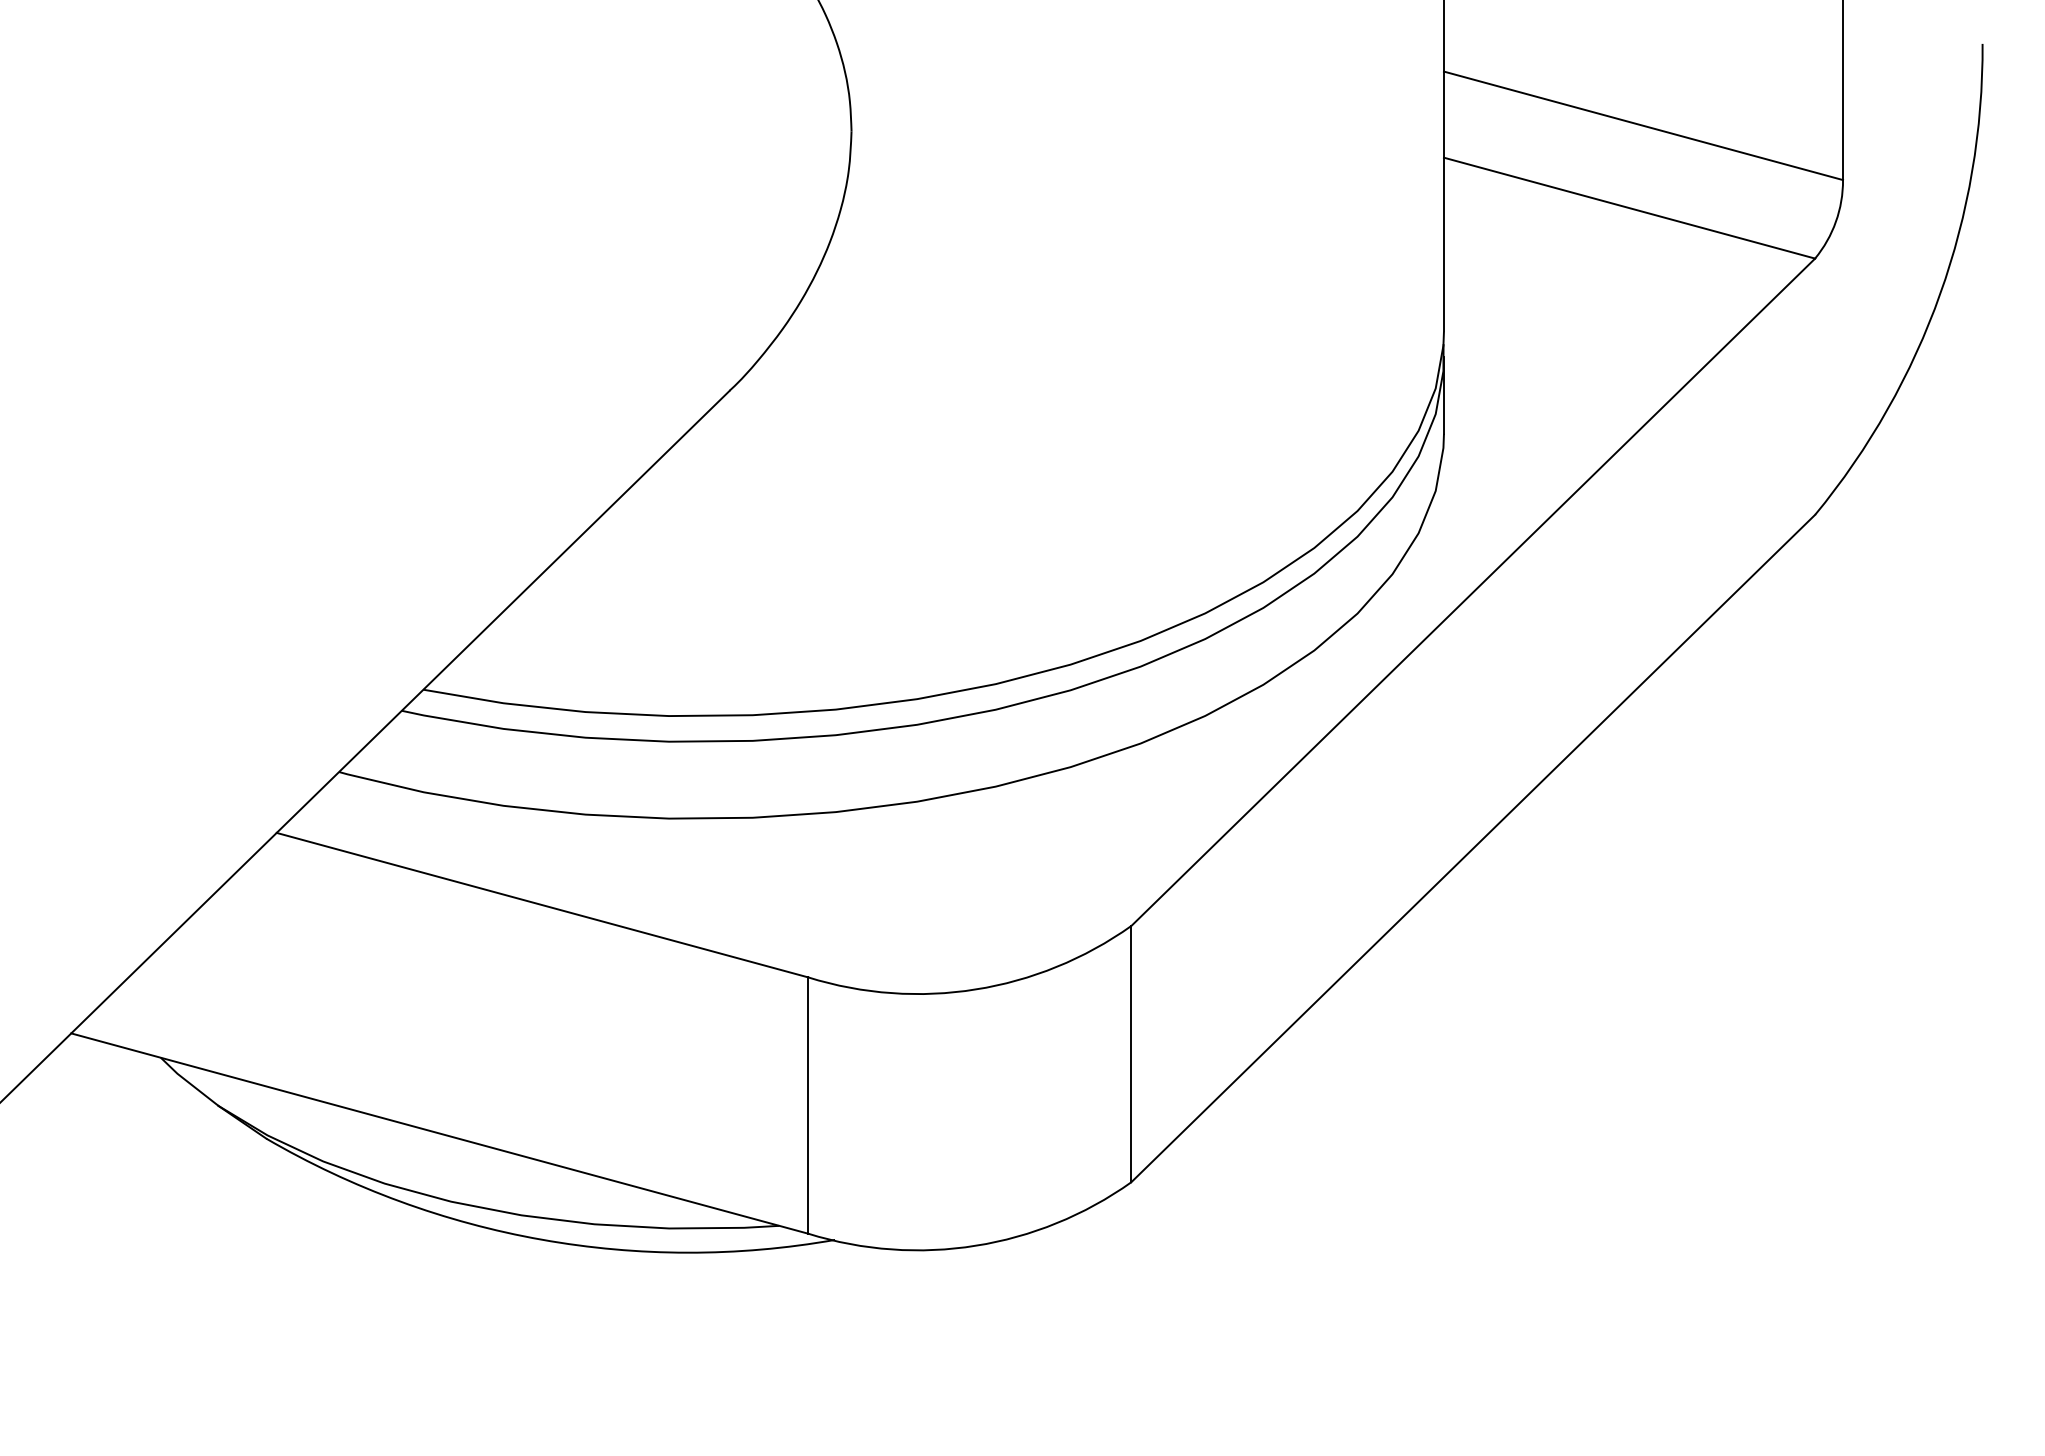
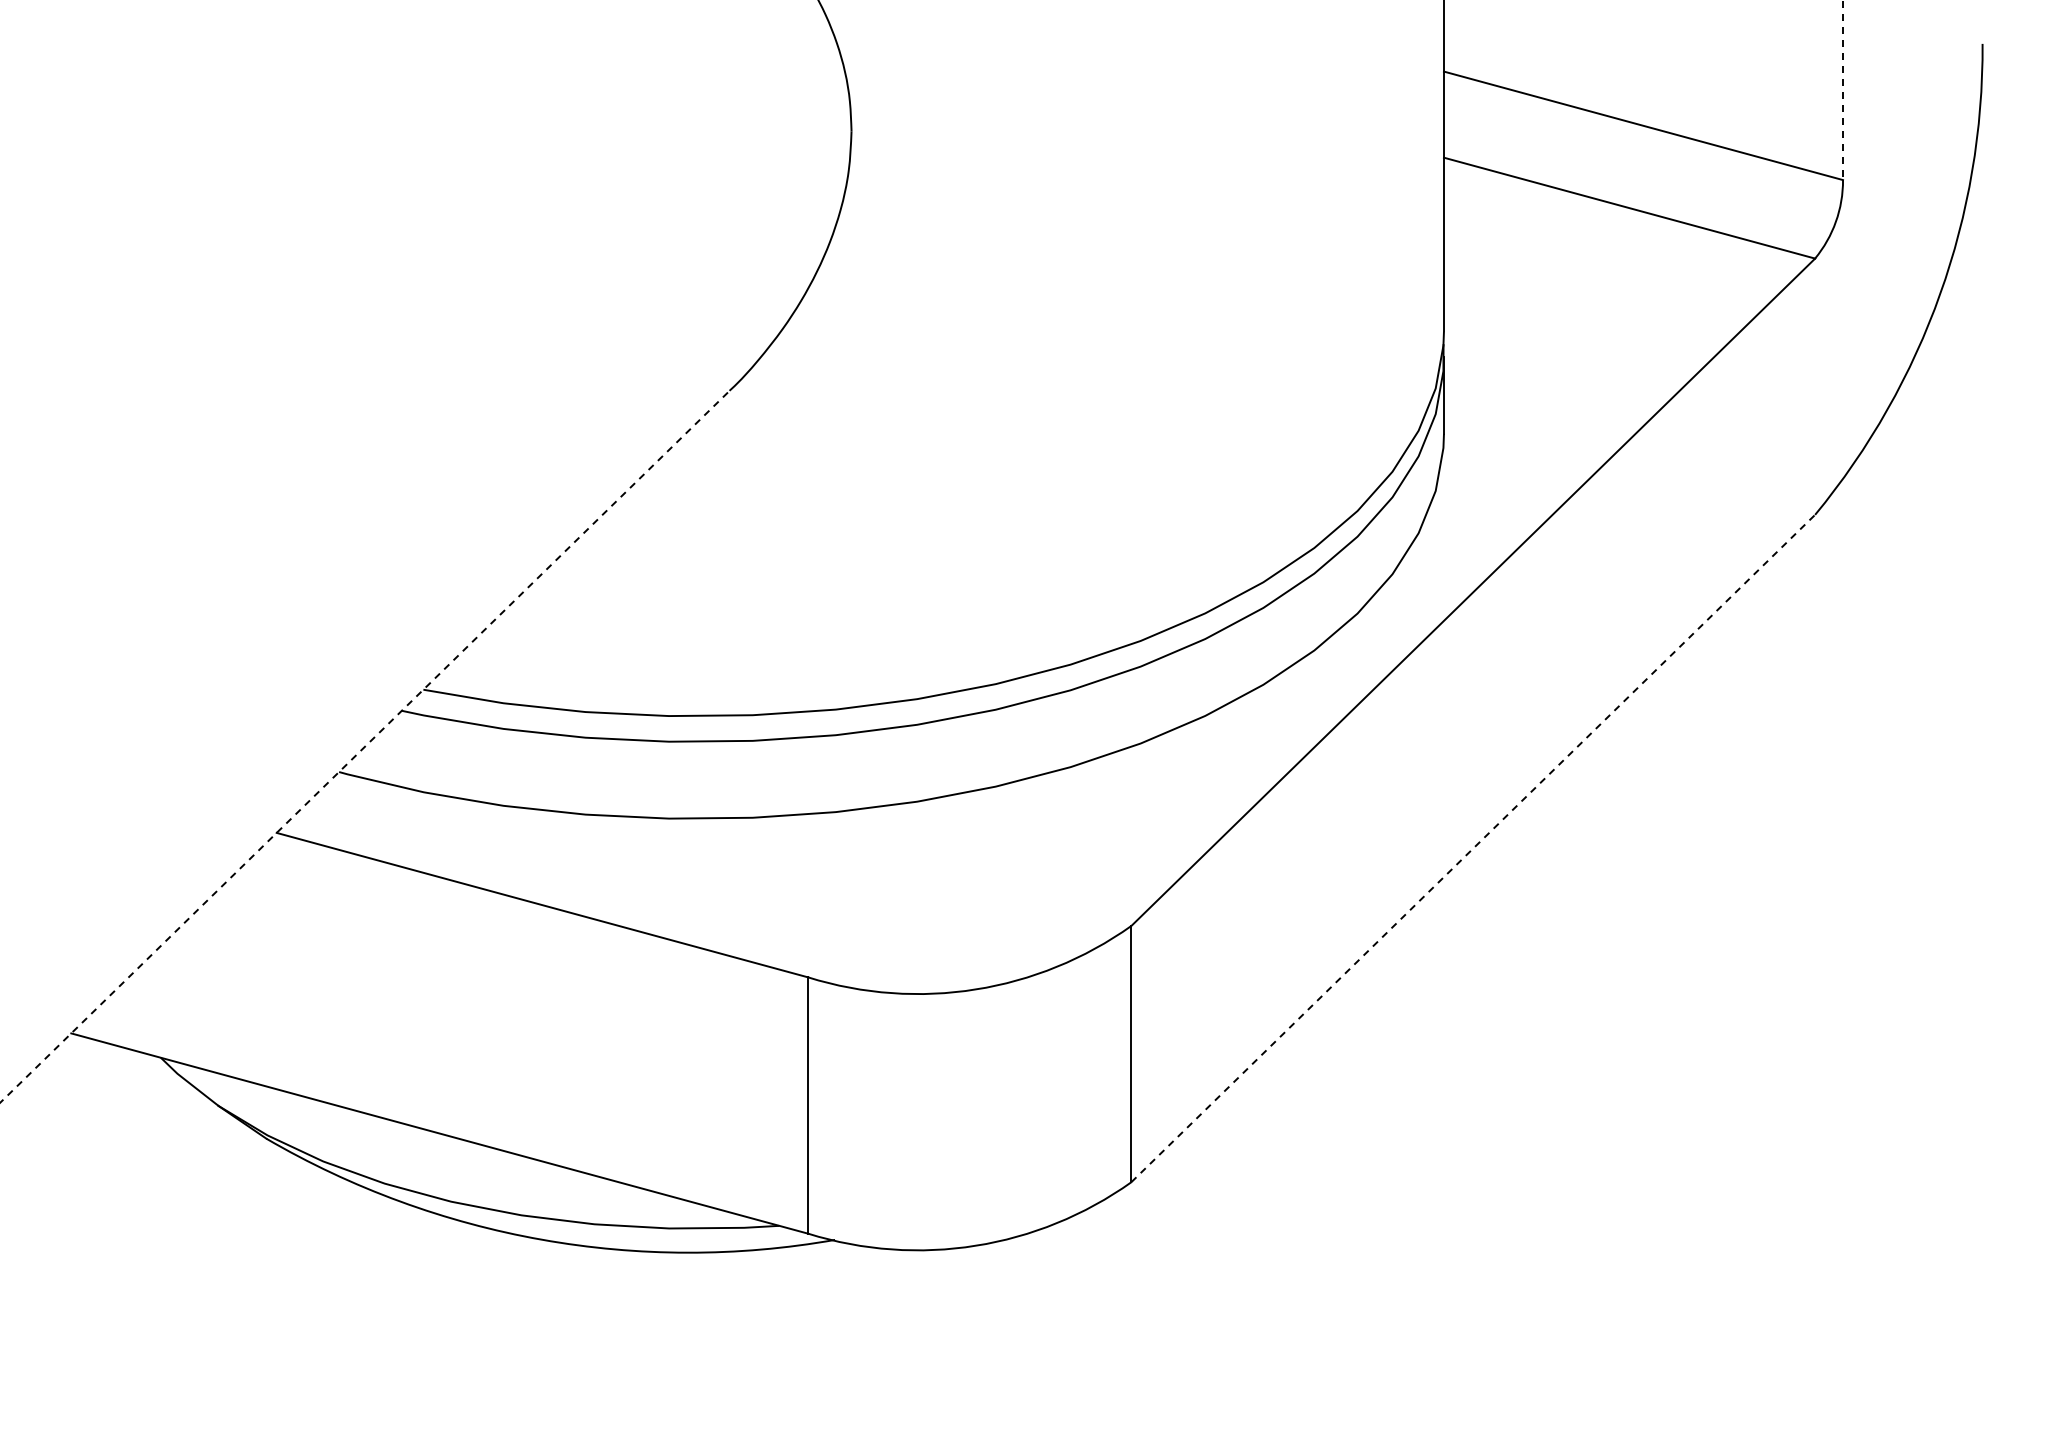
line: solid -> dashed (1843, 90)
line: solid -> dashed (365, 746)
line: solid -> dashed (1473, 848)
